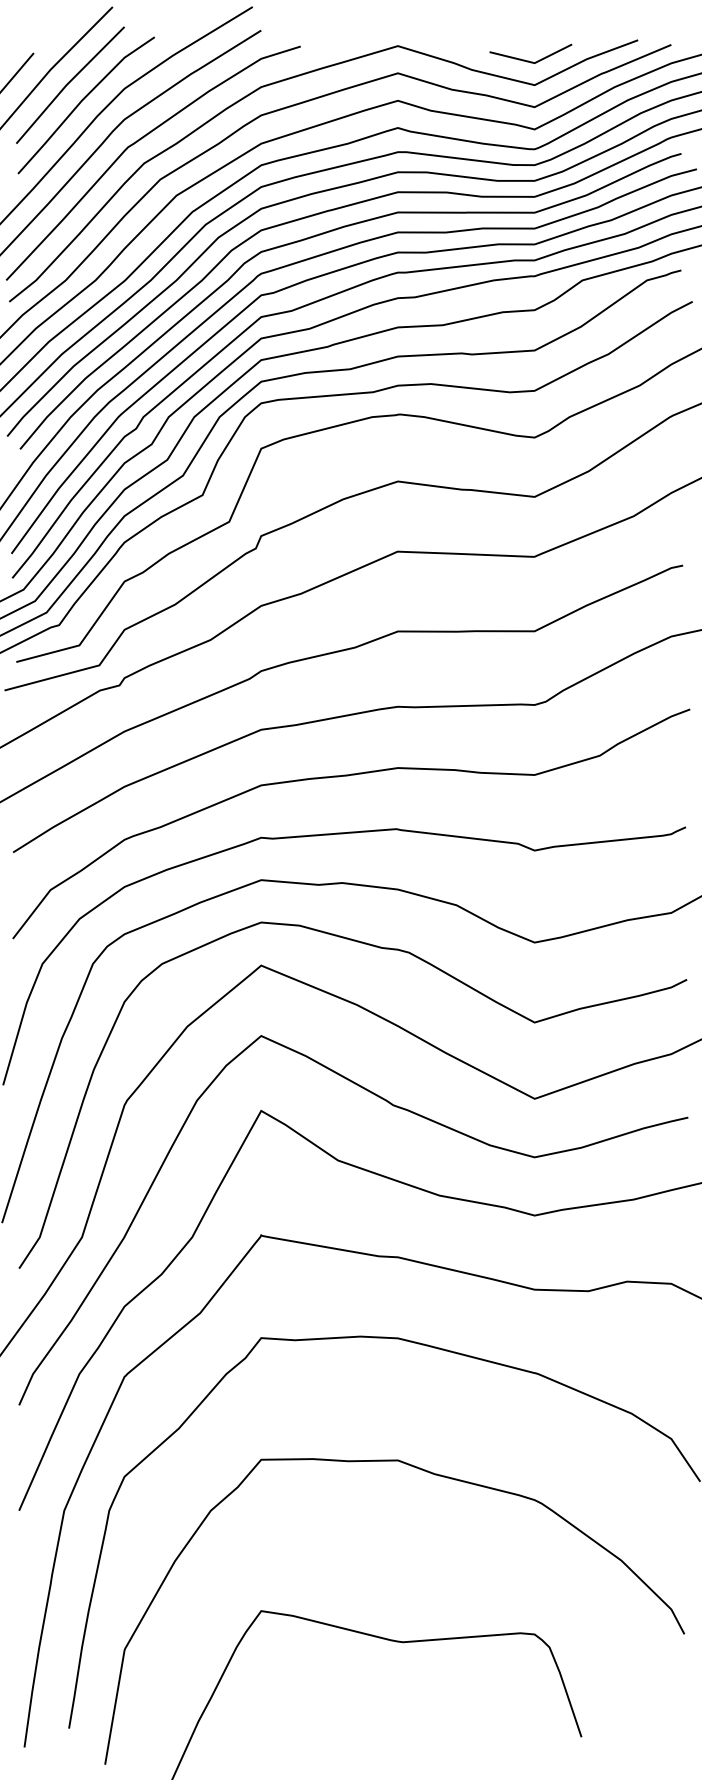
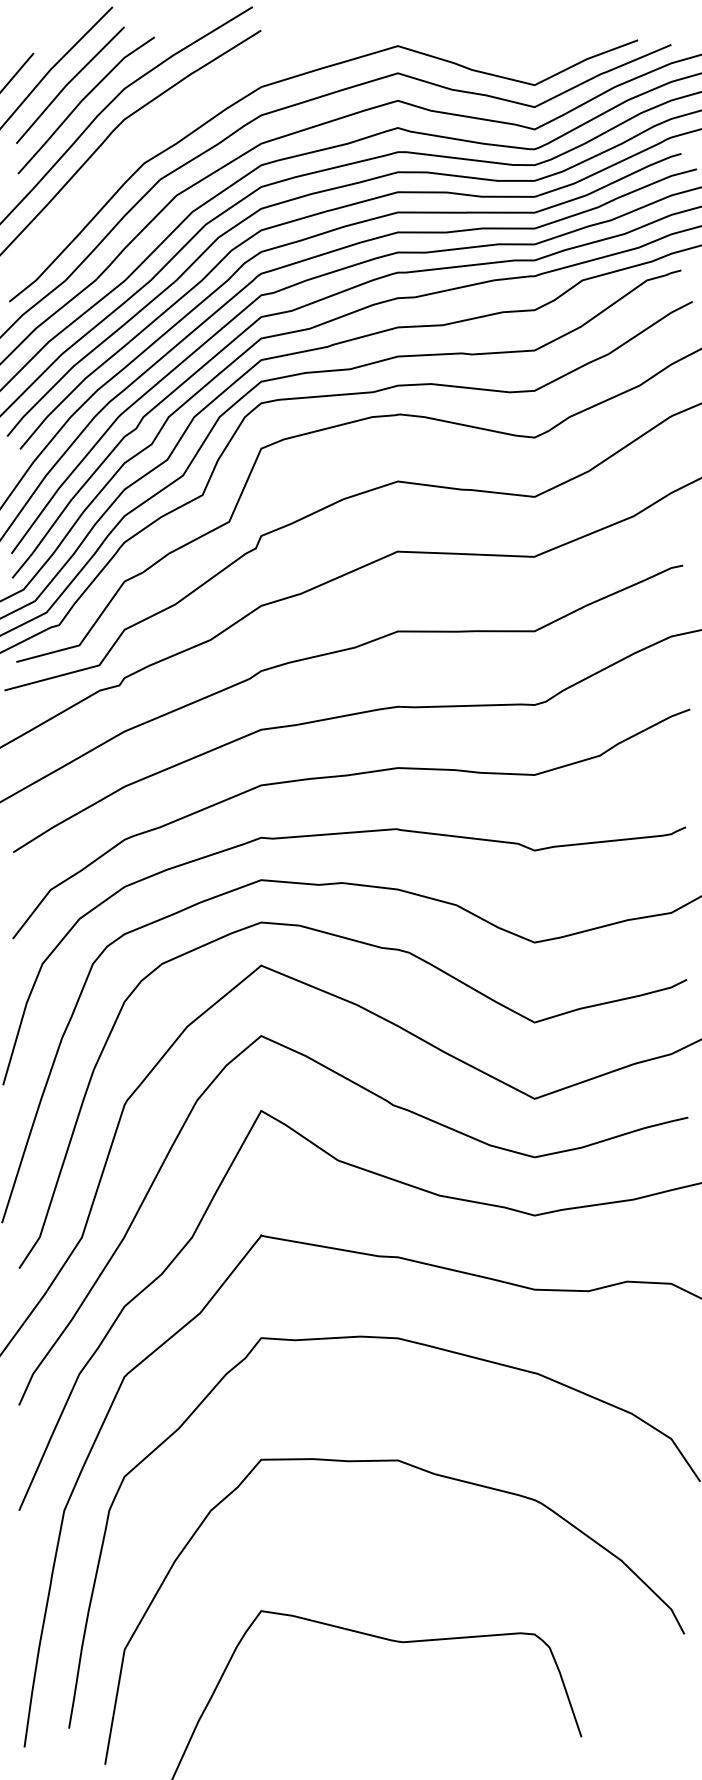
line: present -> none (528, 60)
curve: present -> none (137, 142)
